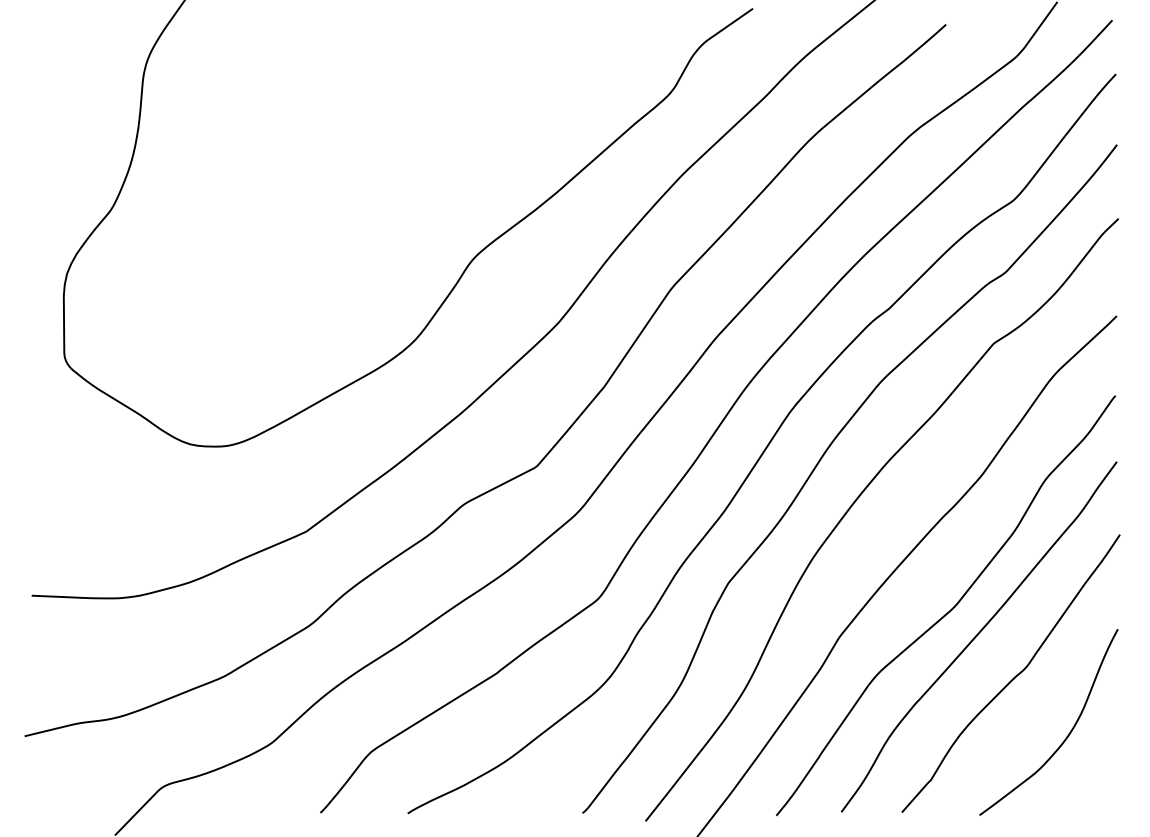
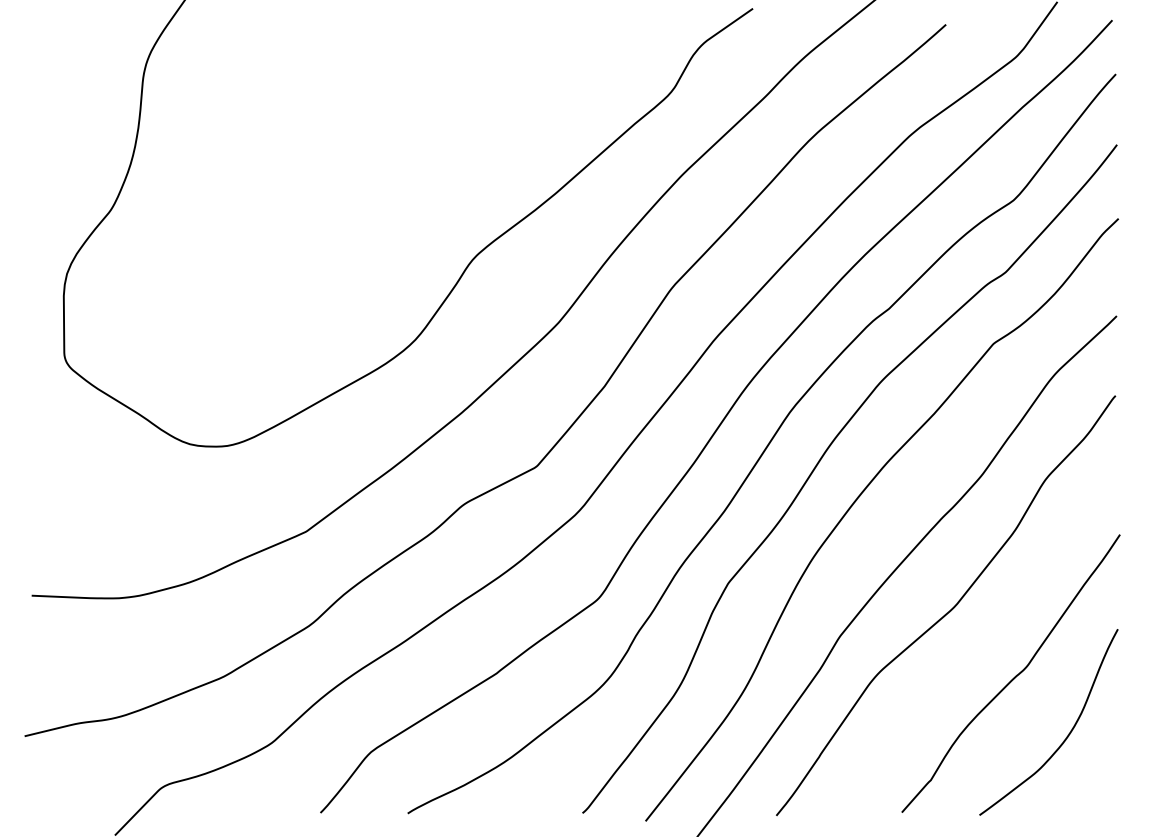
curve: present -> none (978, 635)
